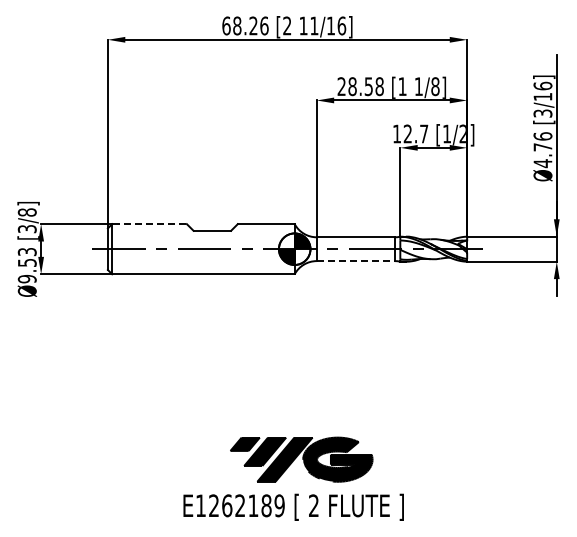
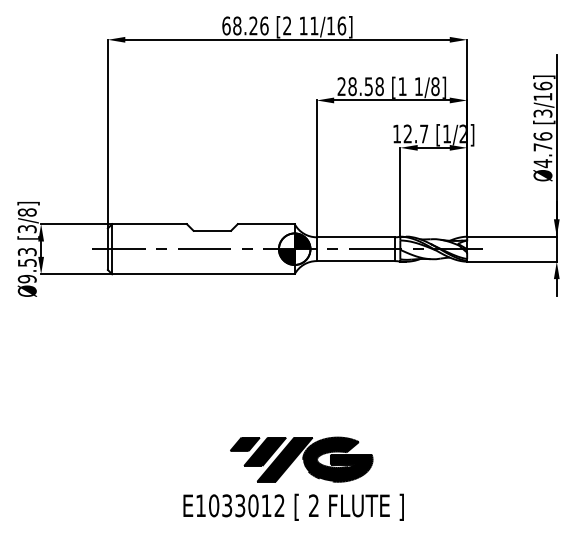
line: dashed -> solid (150, 224)
line: dashed -> solid (355, 261)
text: E1262189 -> E1033012 (246, 505)
